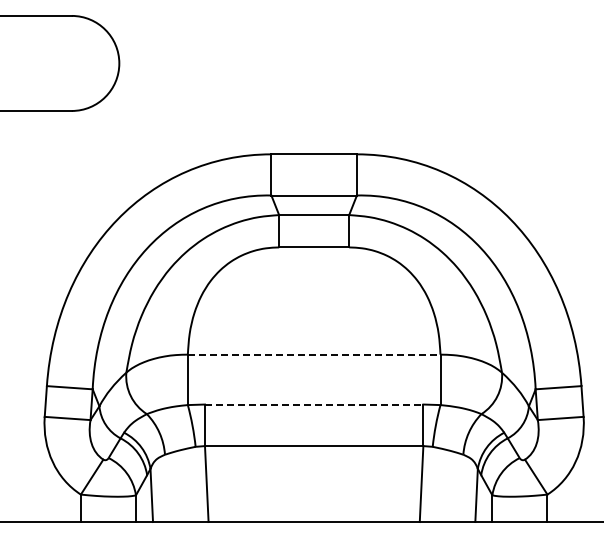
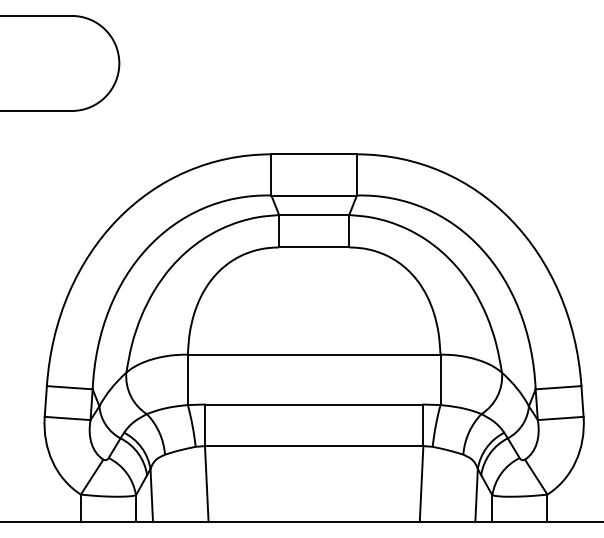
line: dashed -> solid (314, 354)
line: dashed -> solid (314, 404)
